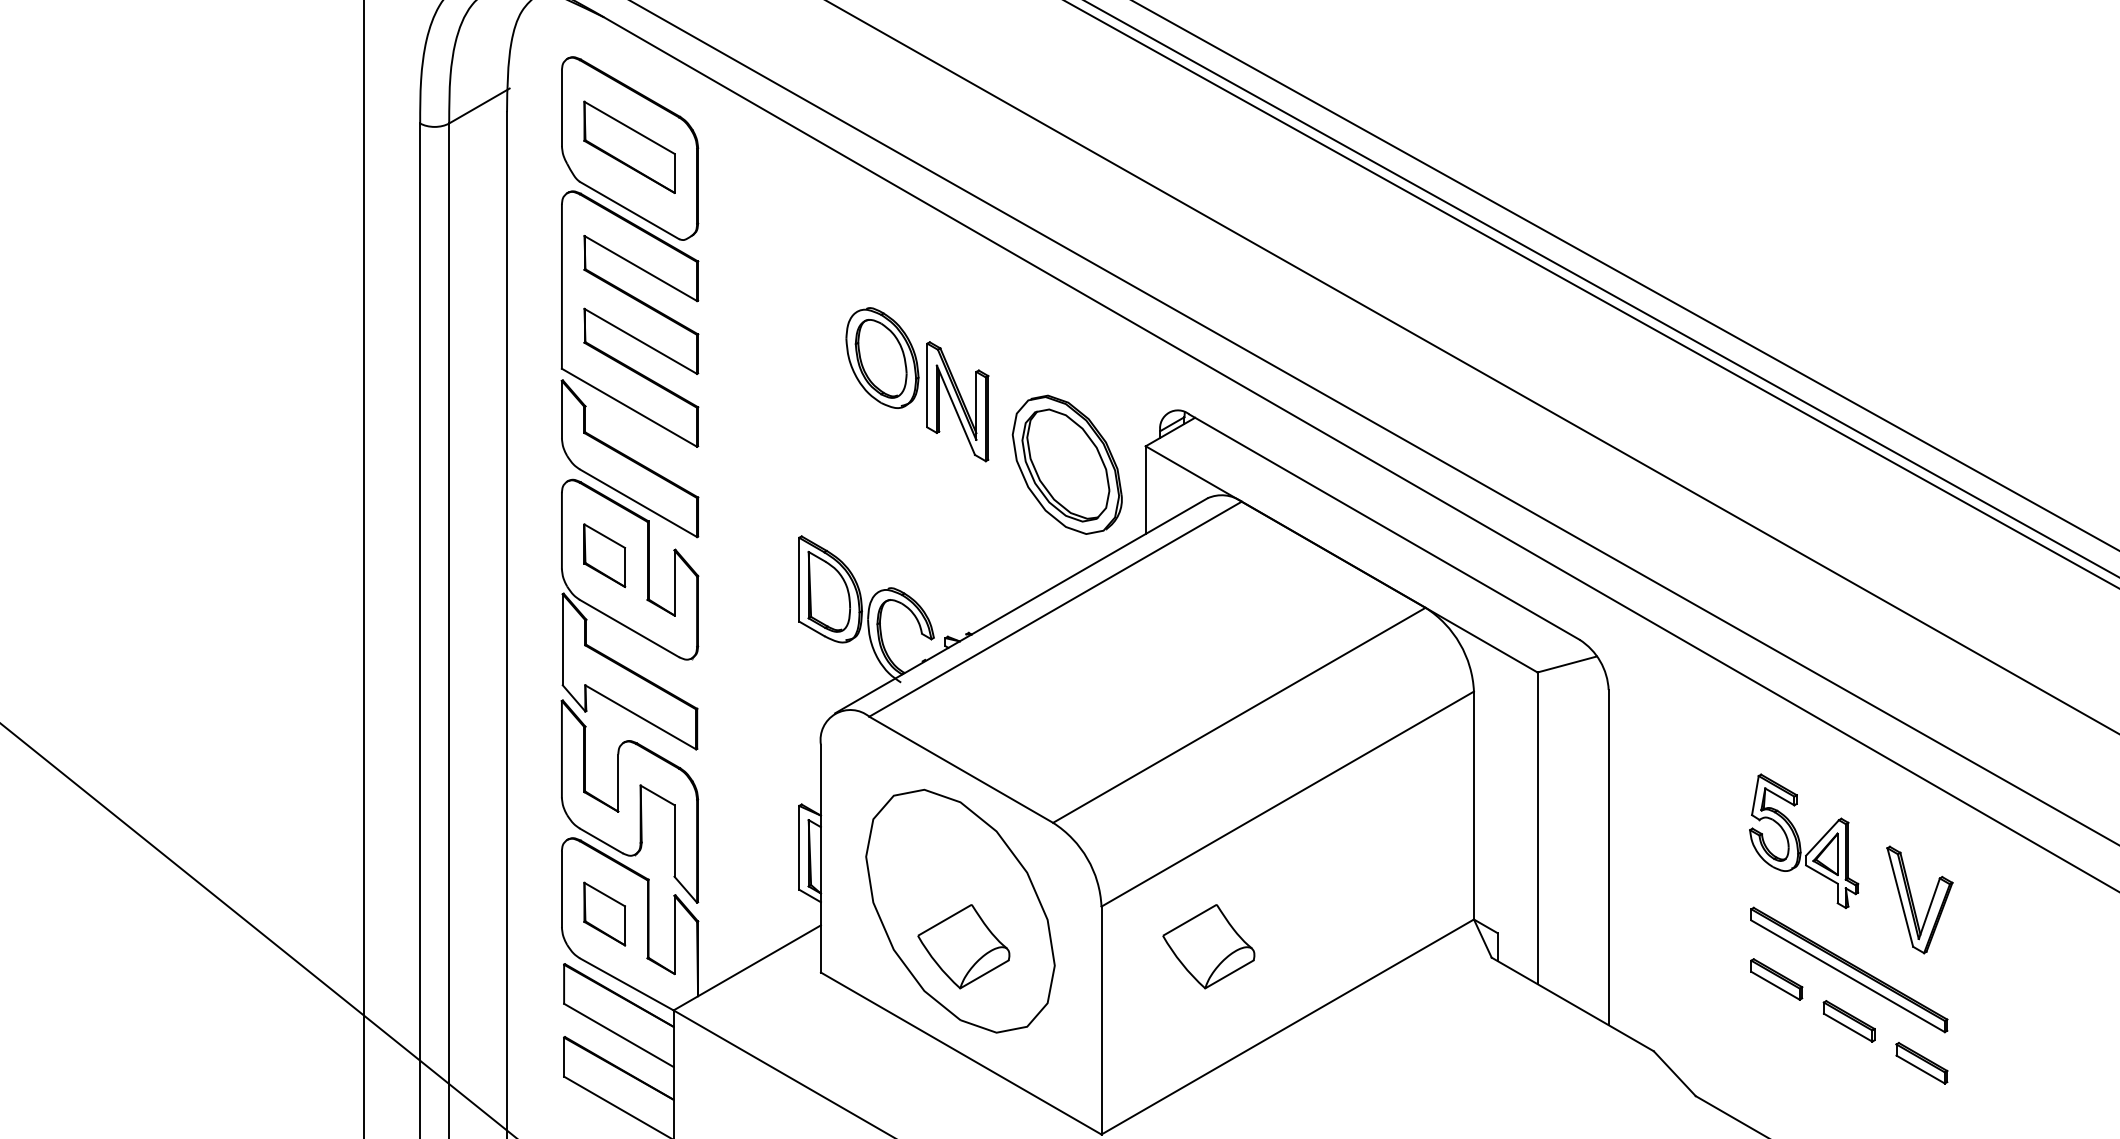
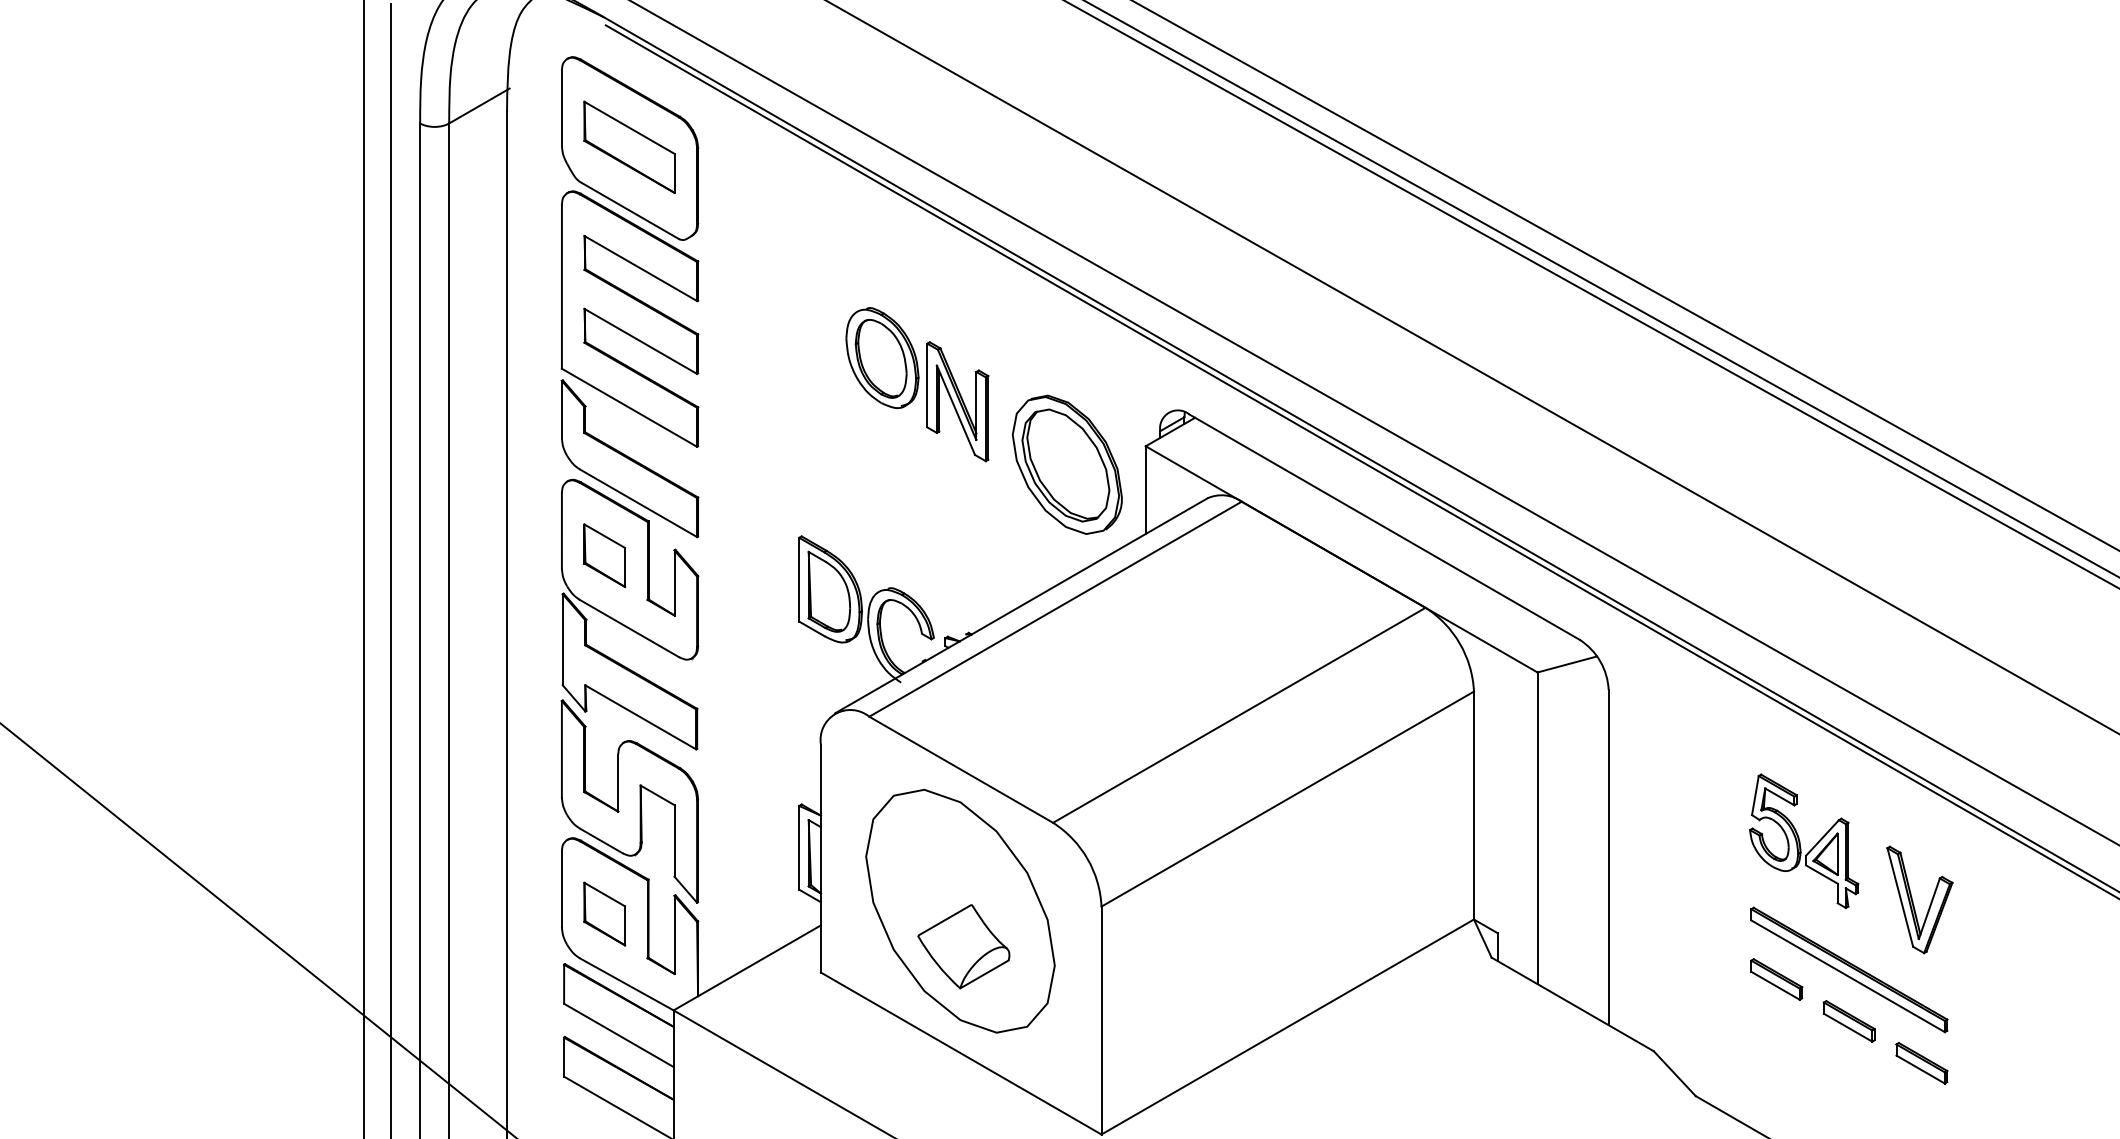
line: none -> present (1360, 461)
line: none -> present (391, 569)
part: present -> none (1208, 946)
